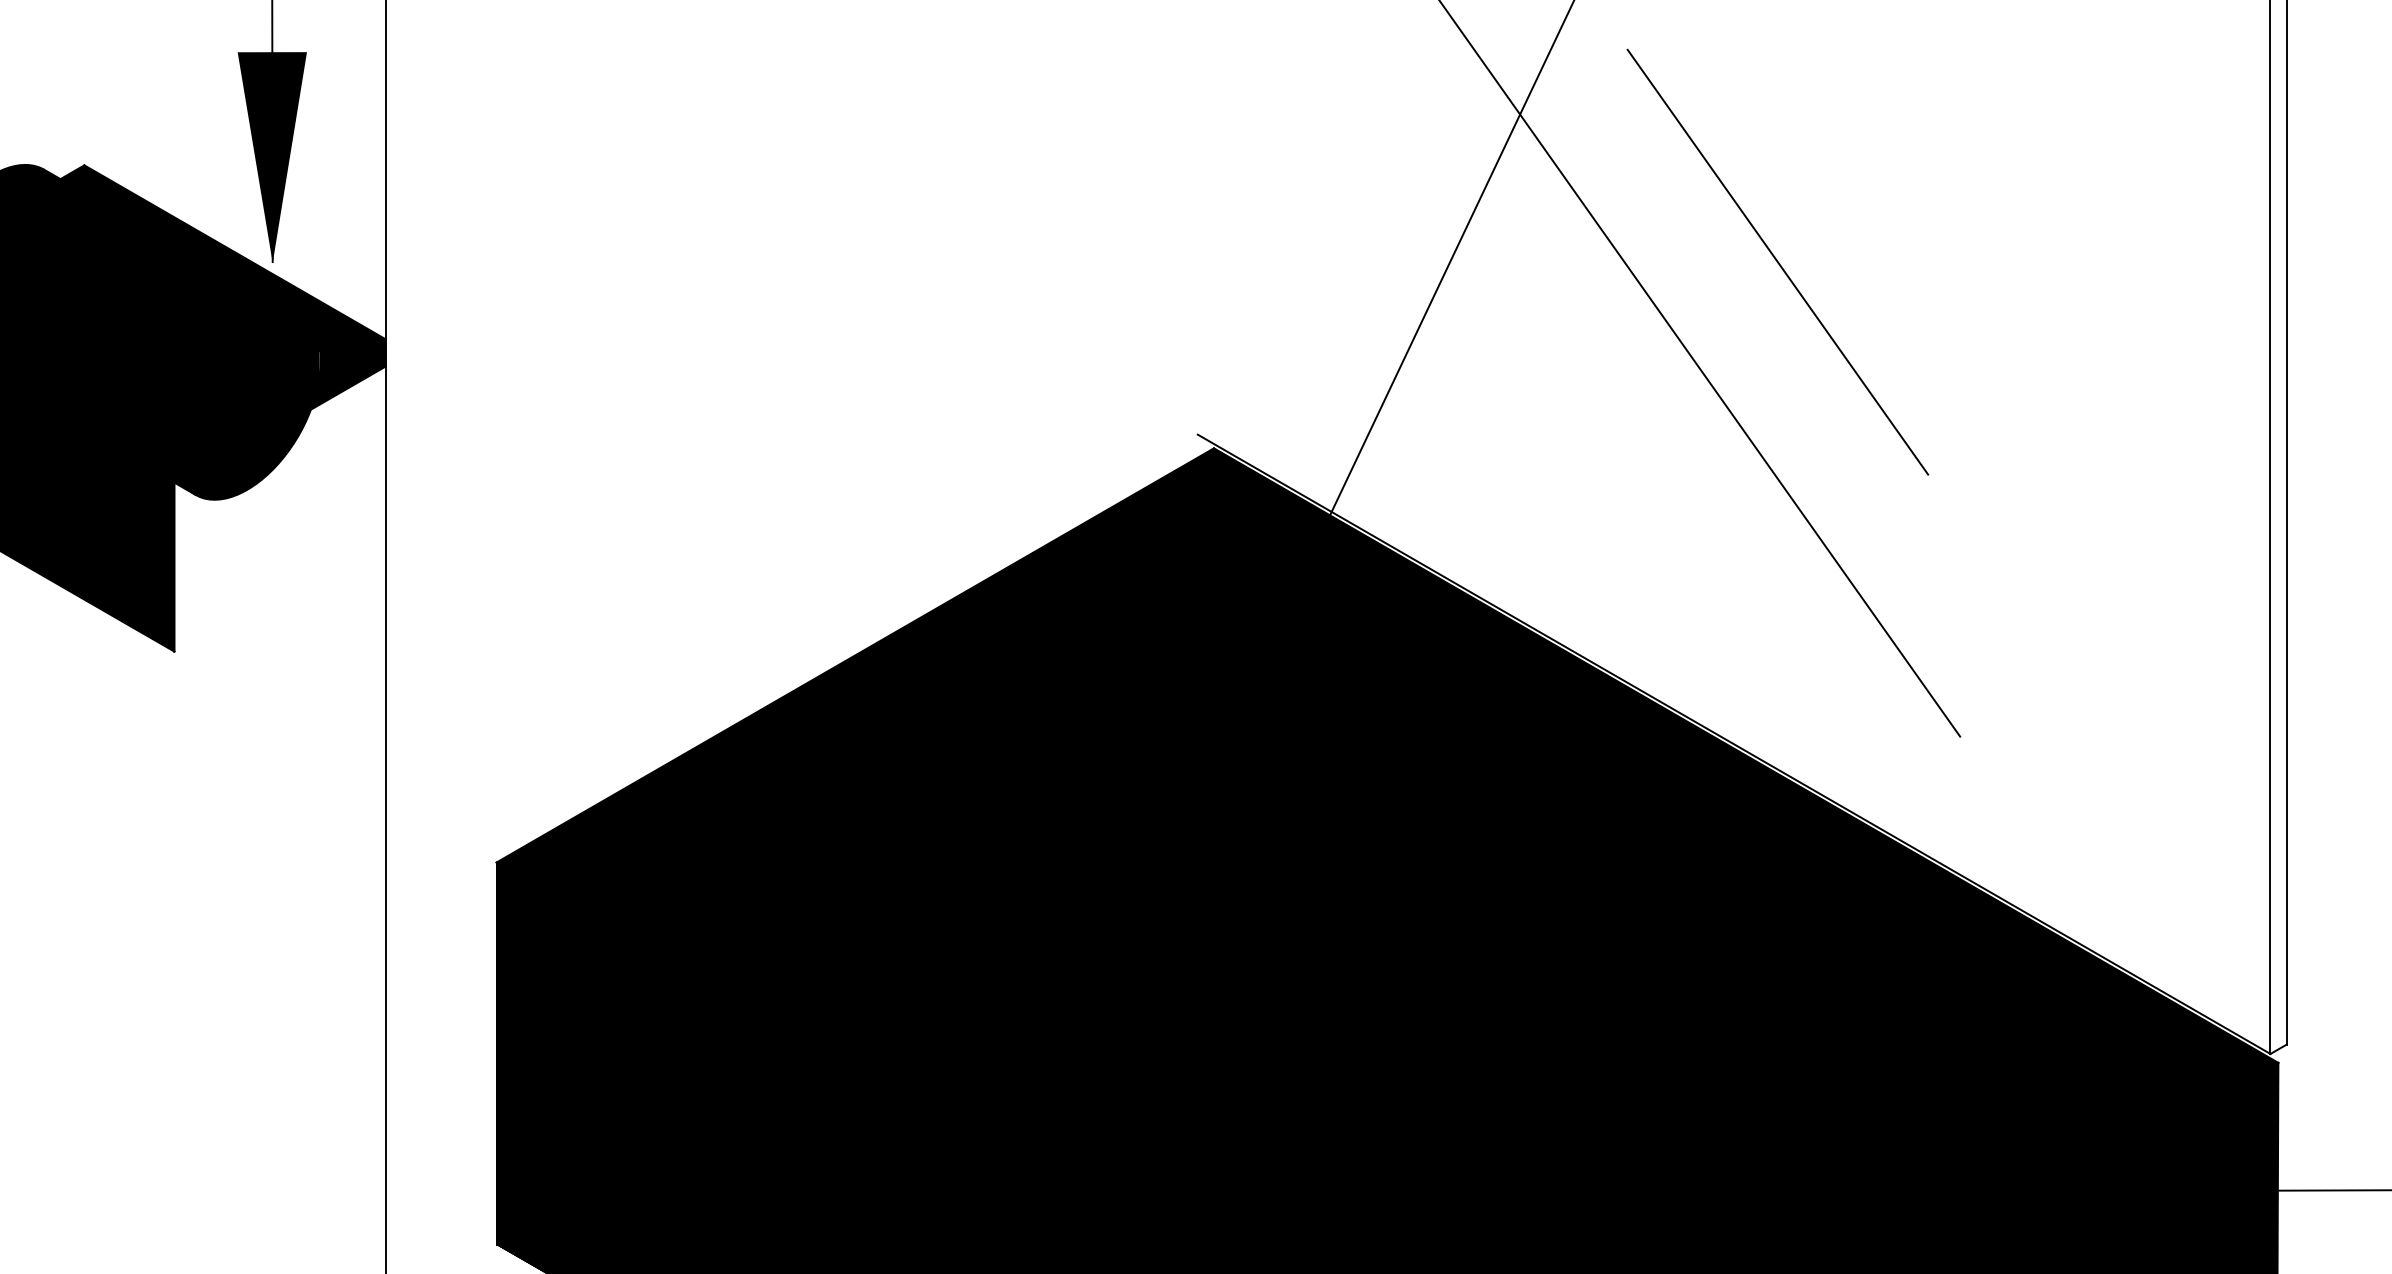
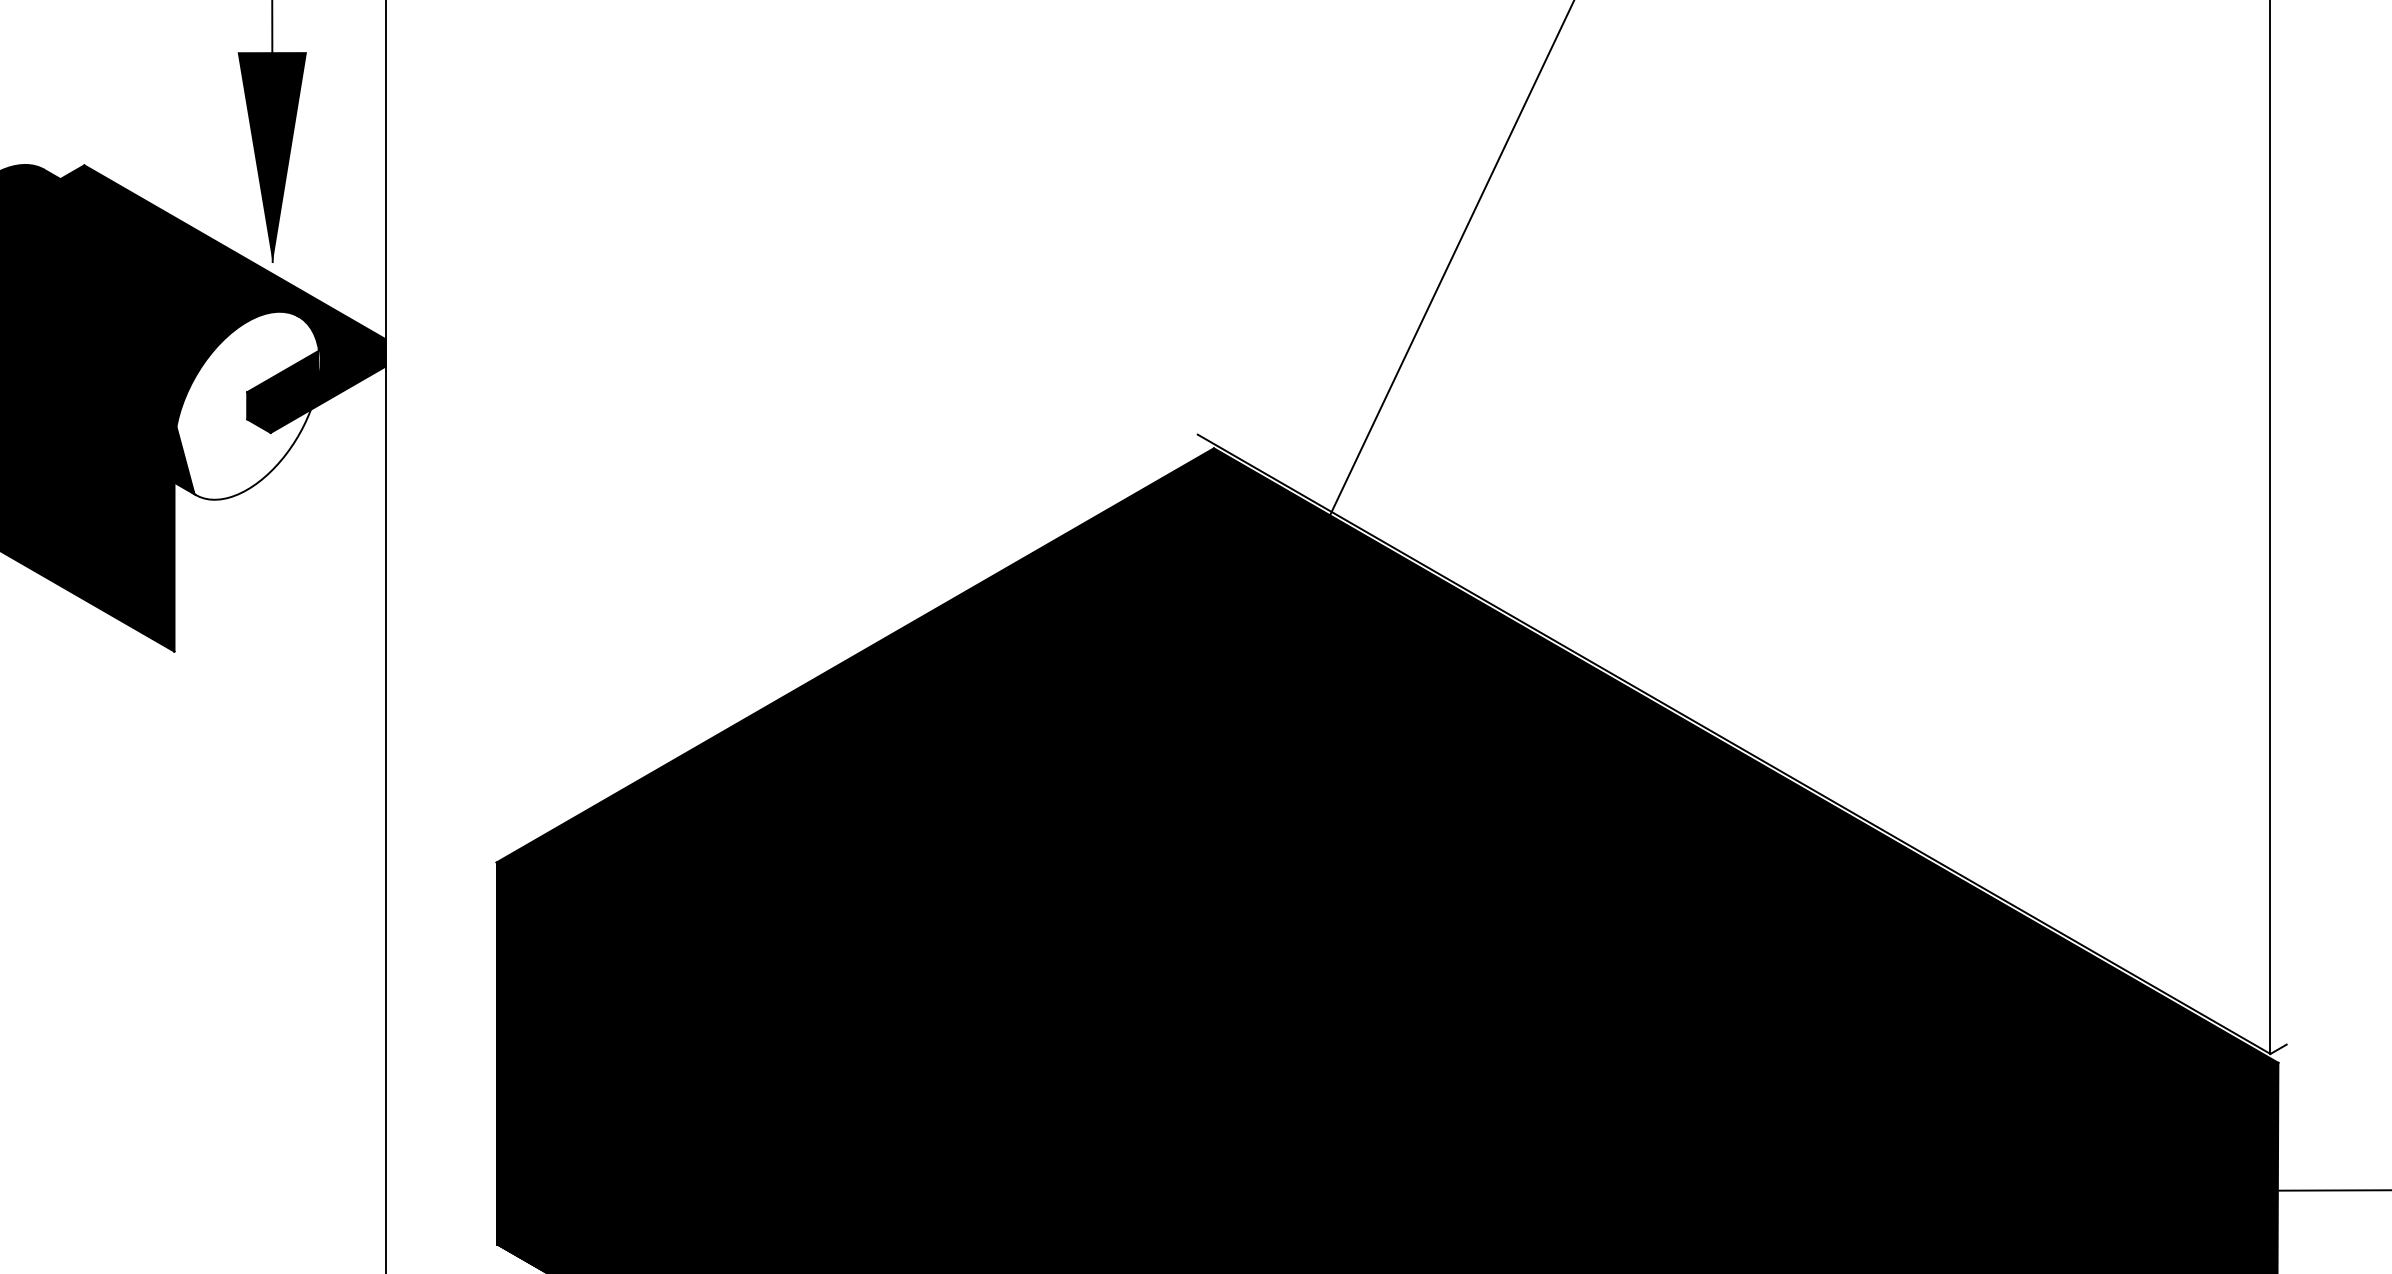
line: present -> none (1777, 261)
line: present -> none (1700, 369)
fill: present -> none (246, 405)
line: present -> none (2286, 523)
